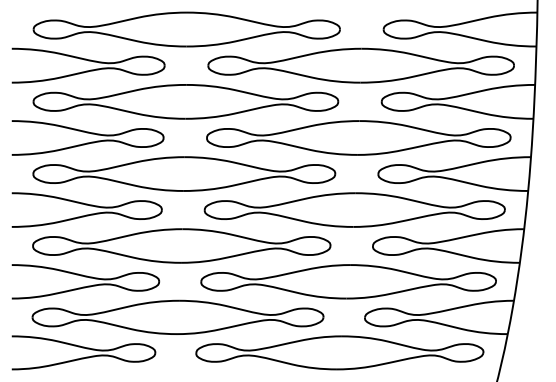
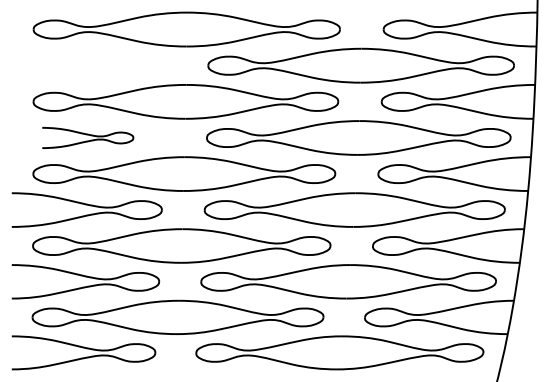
part: present -> none (88, 65)
part size: 154x36 px -> 93x22 px (88, 137)
